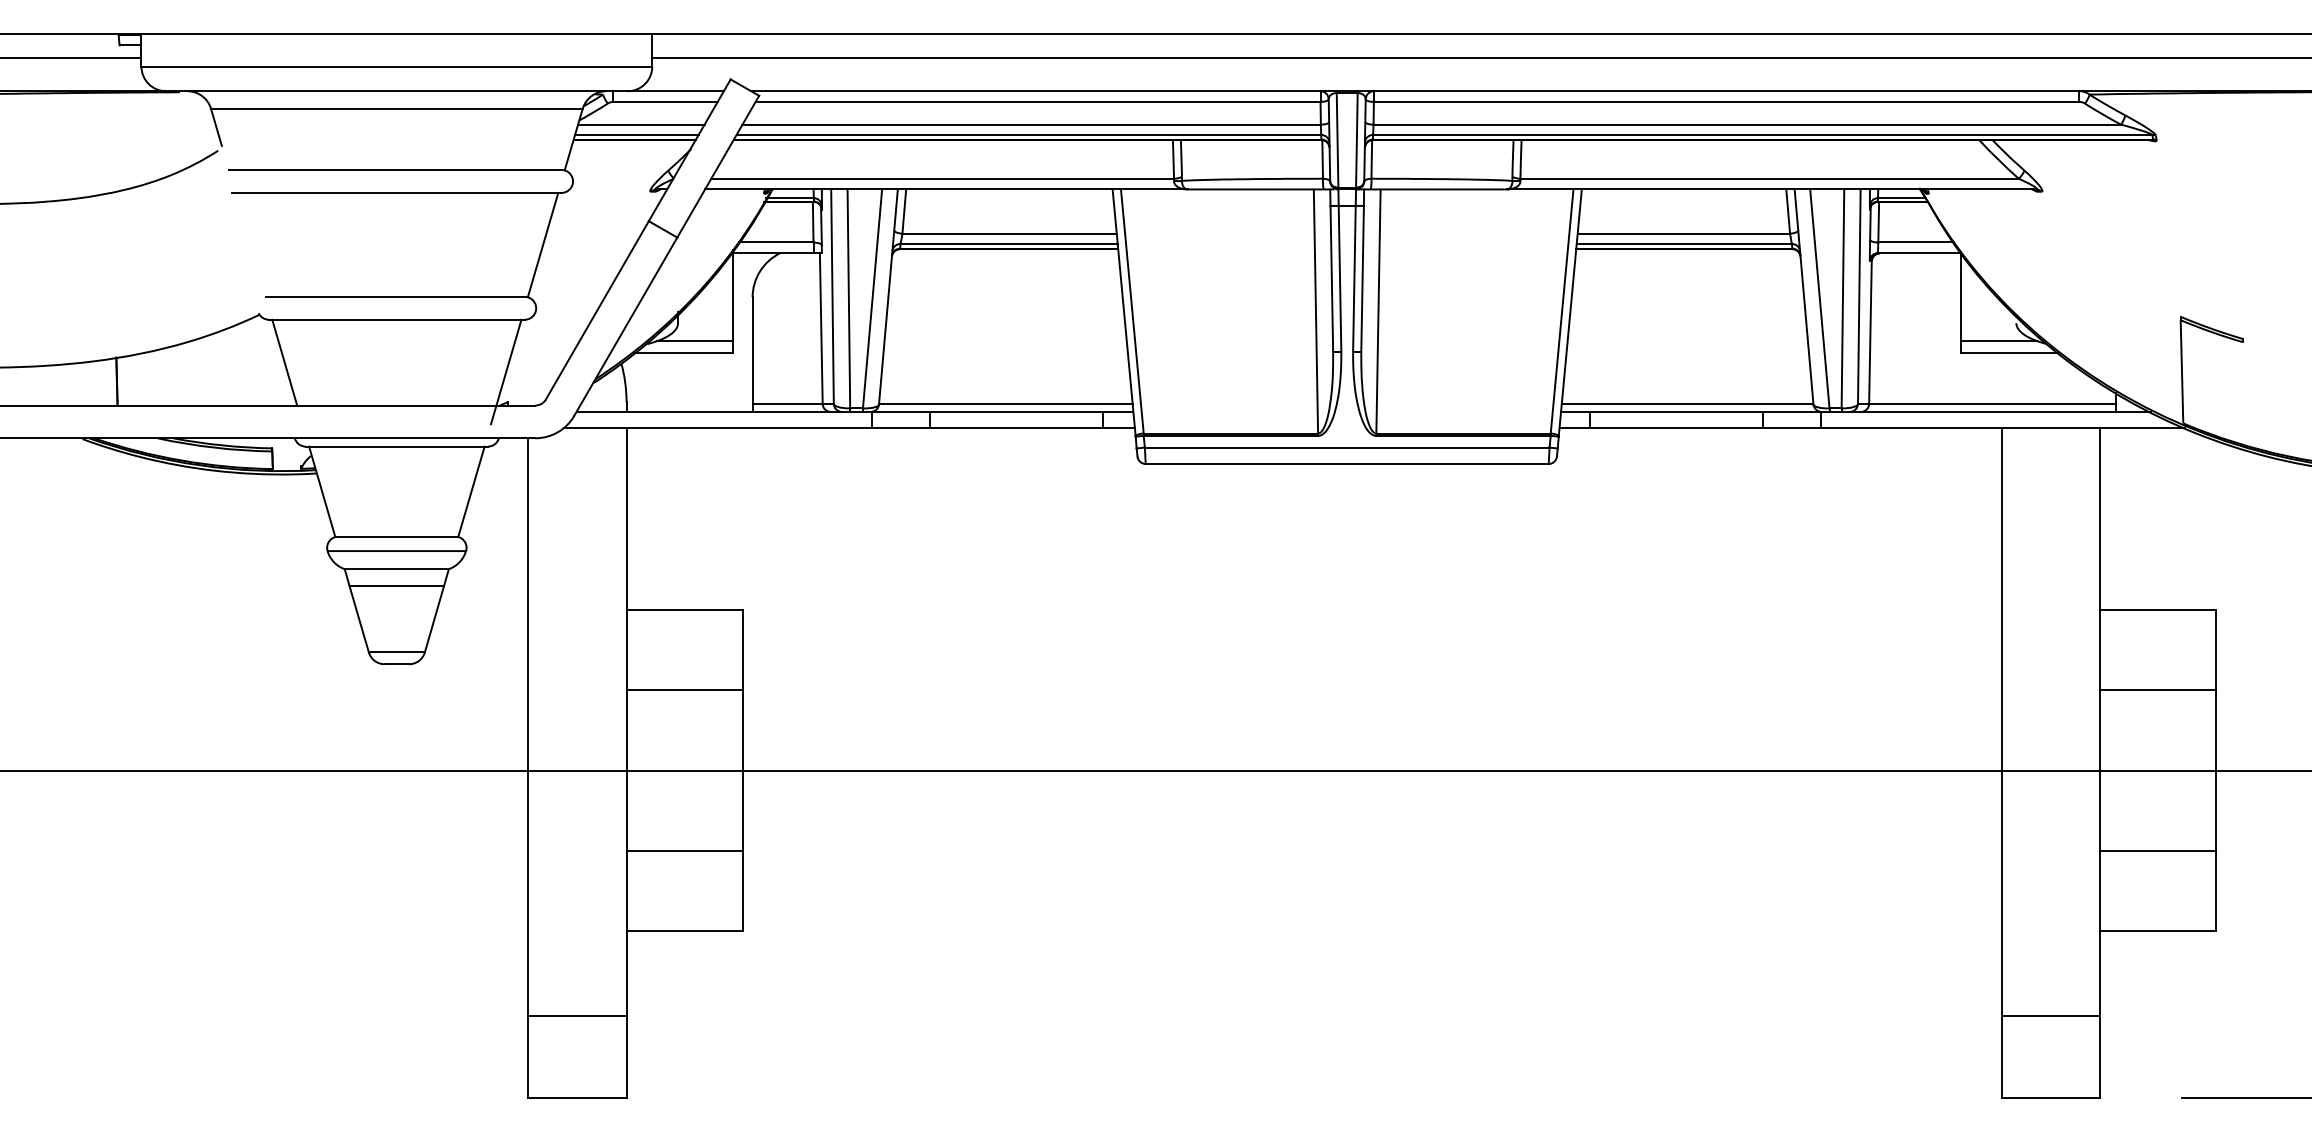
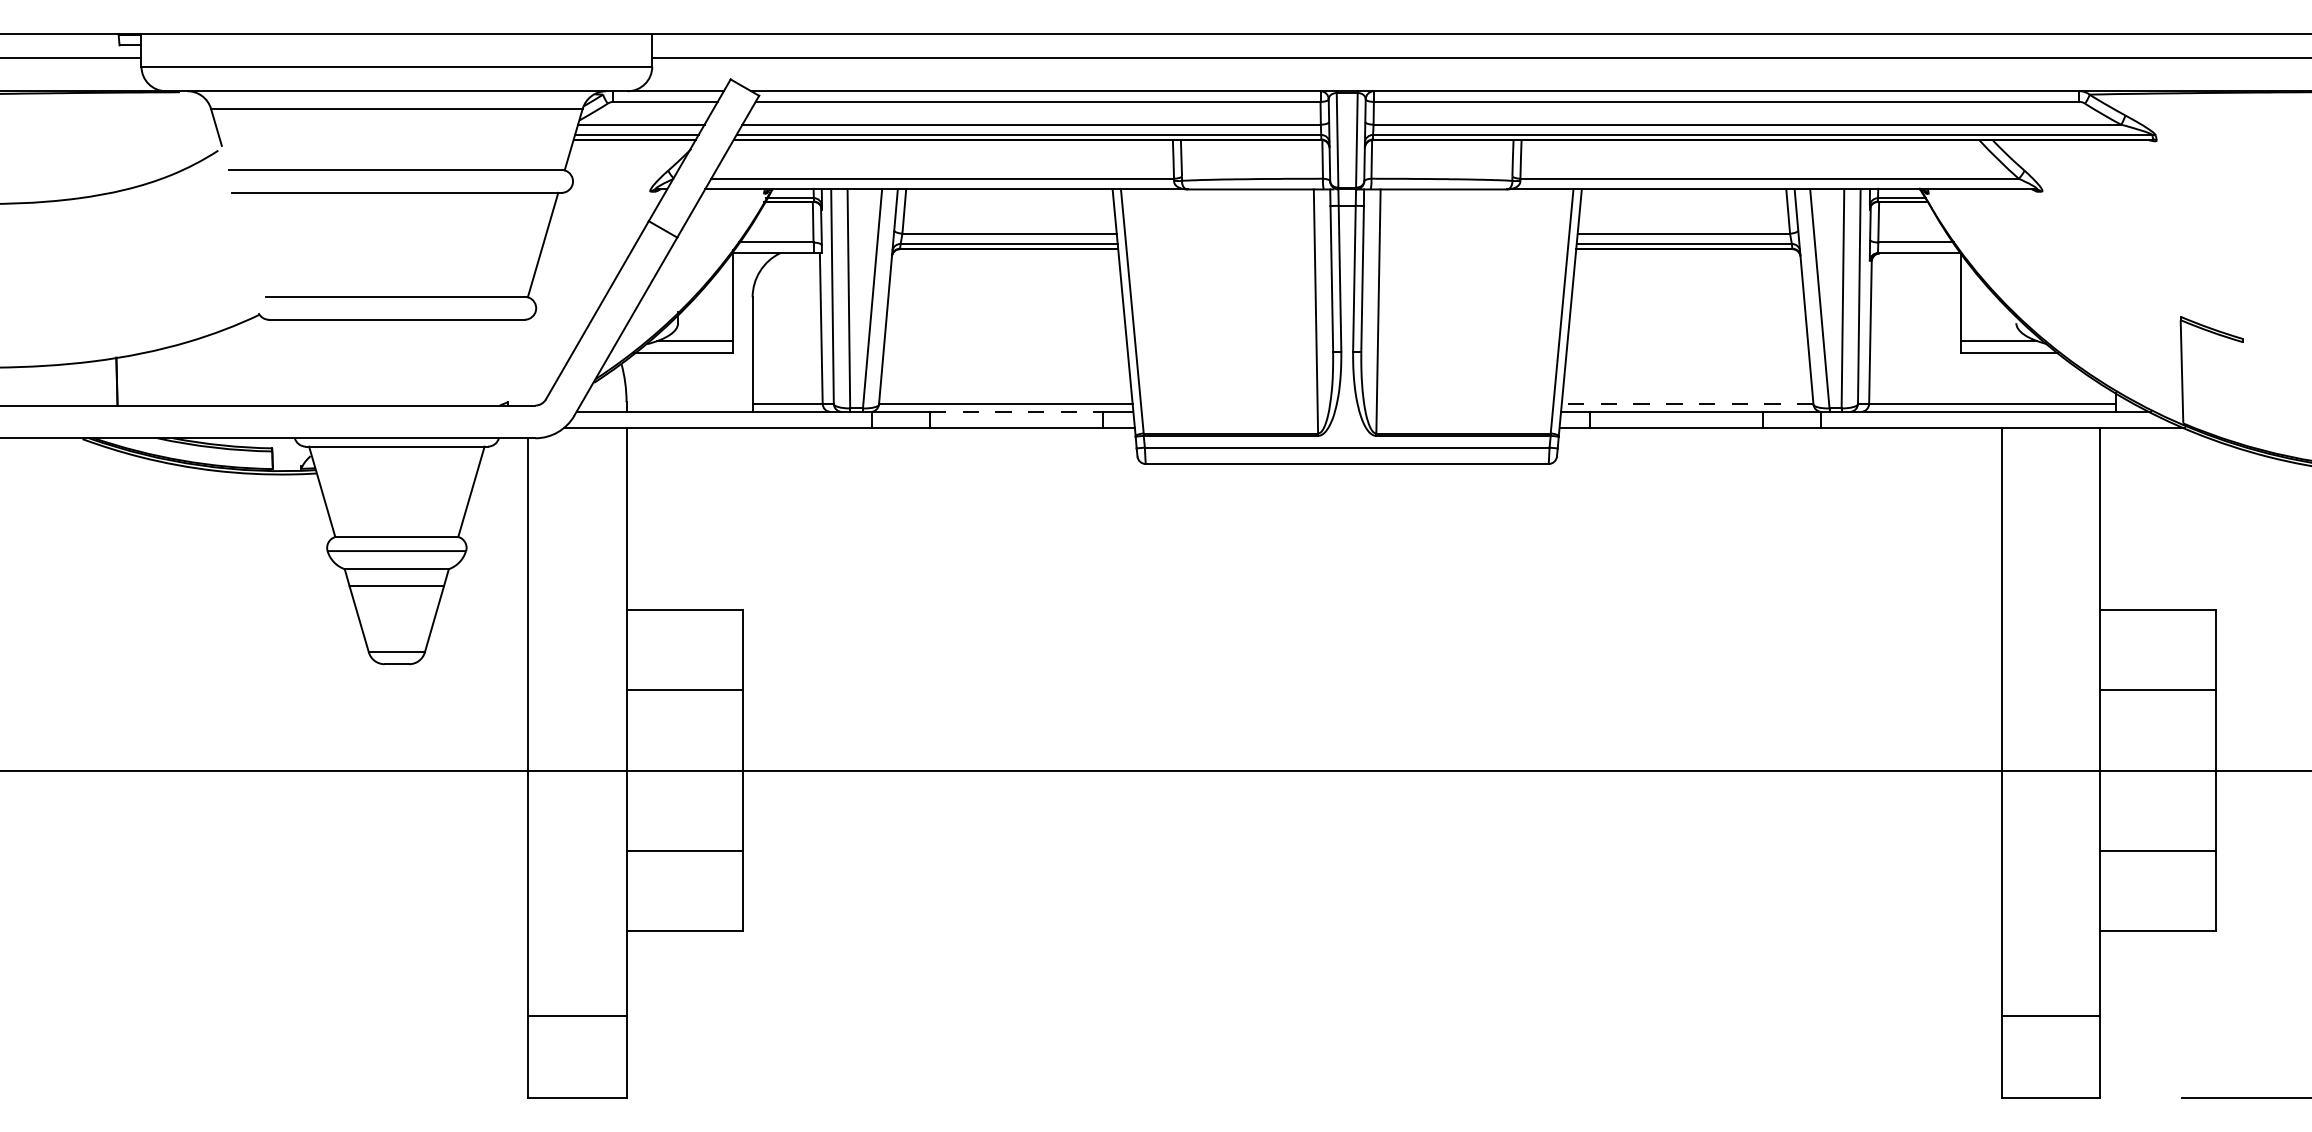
line: present -> none (284, 362)
line: present -> none (506, 371)
line: solid -> dashed (1687, 403)
line: solid -> dashed (1016, 411)
